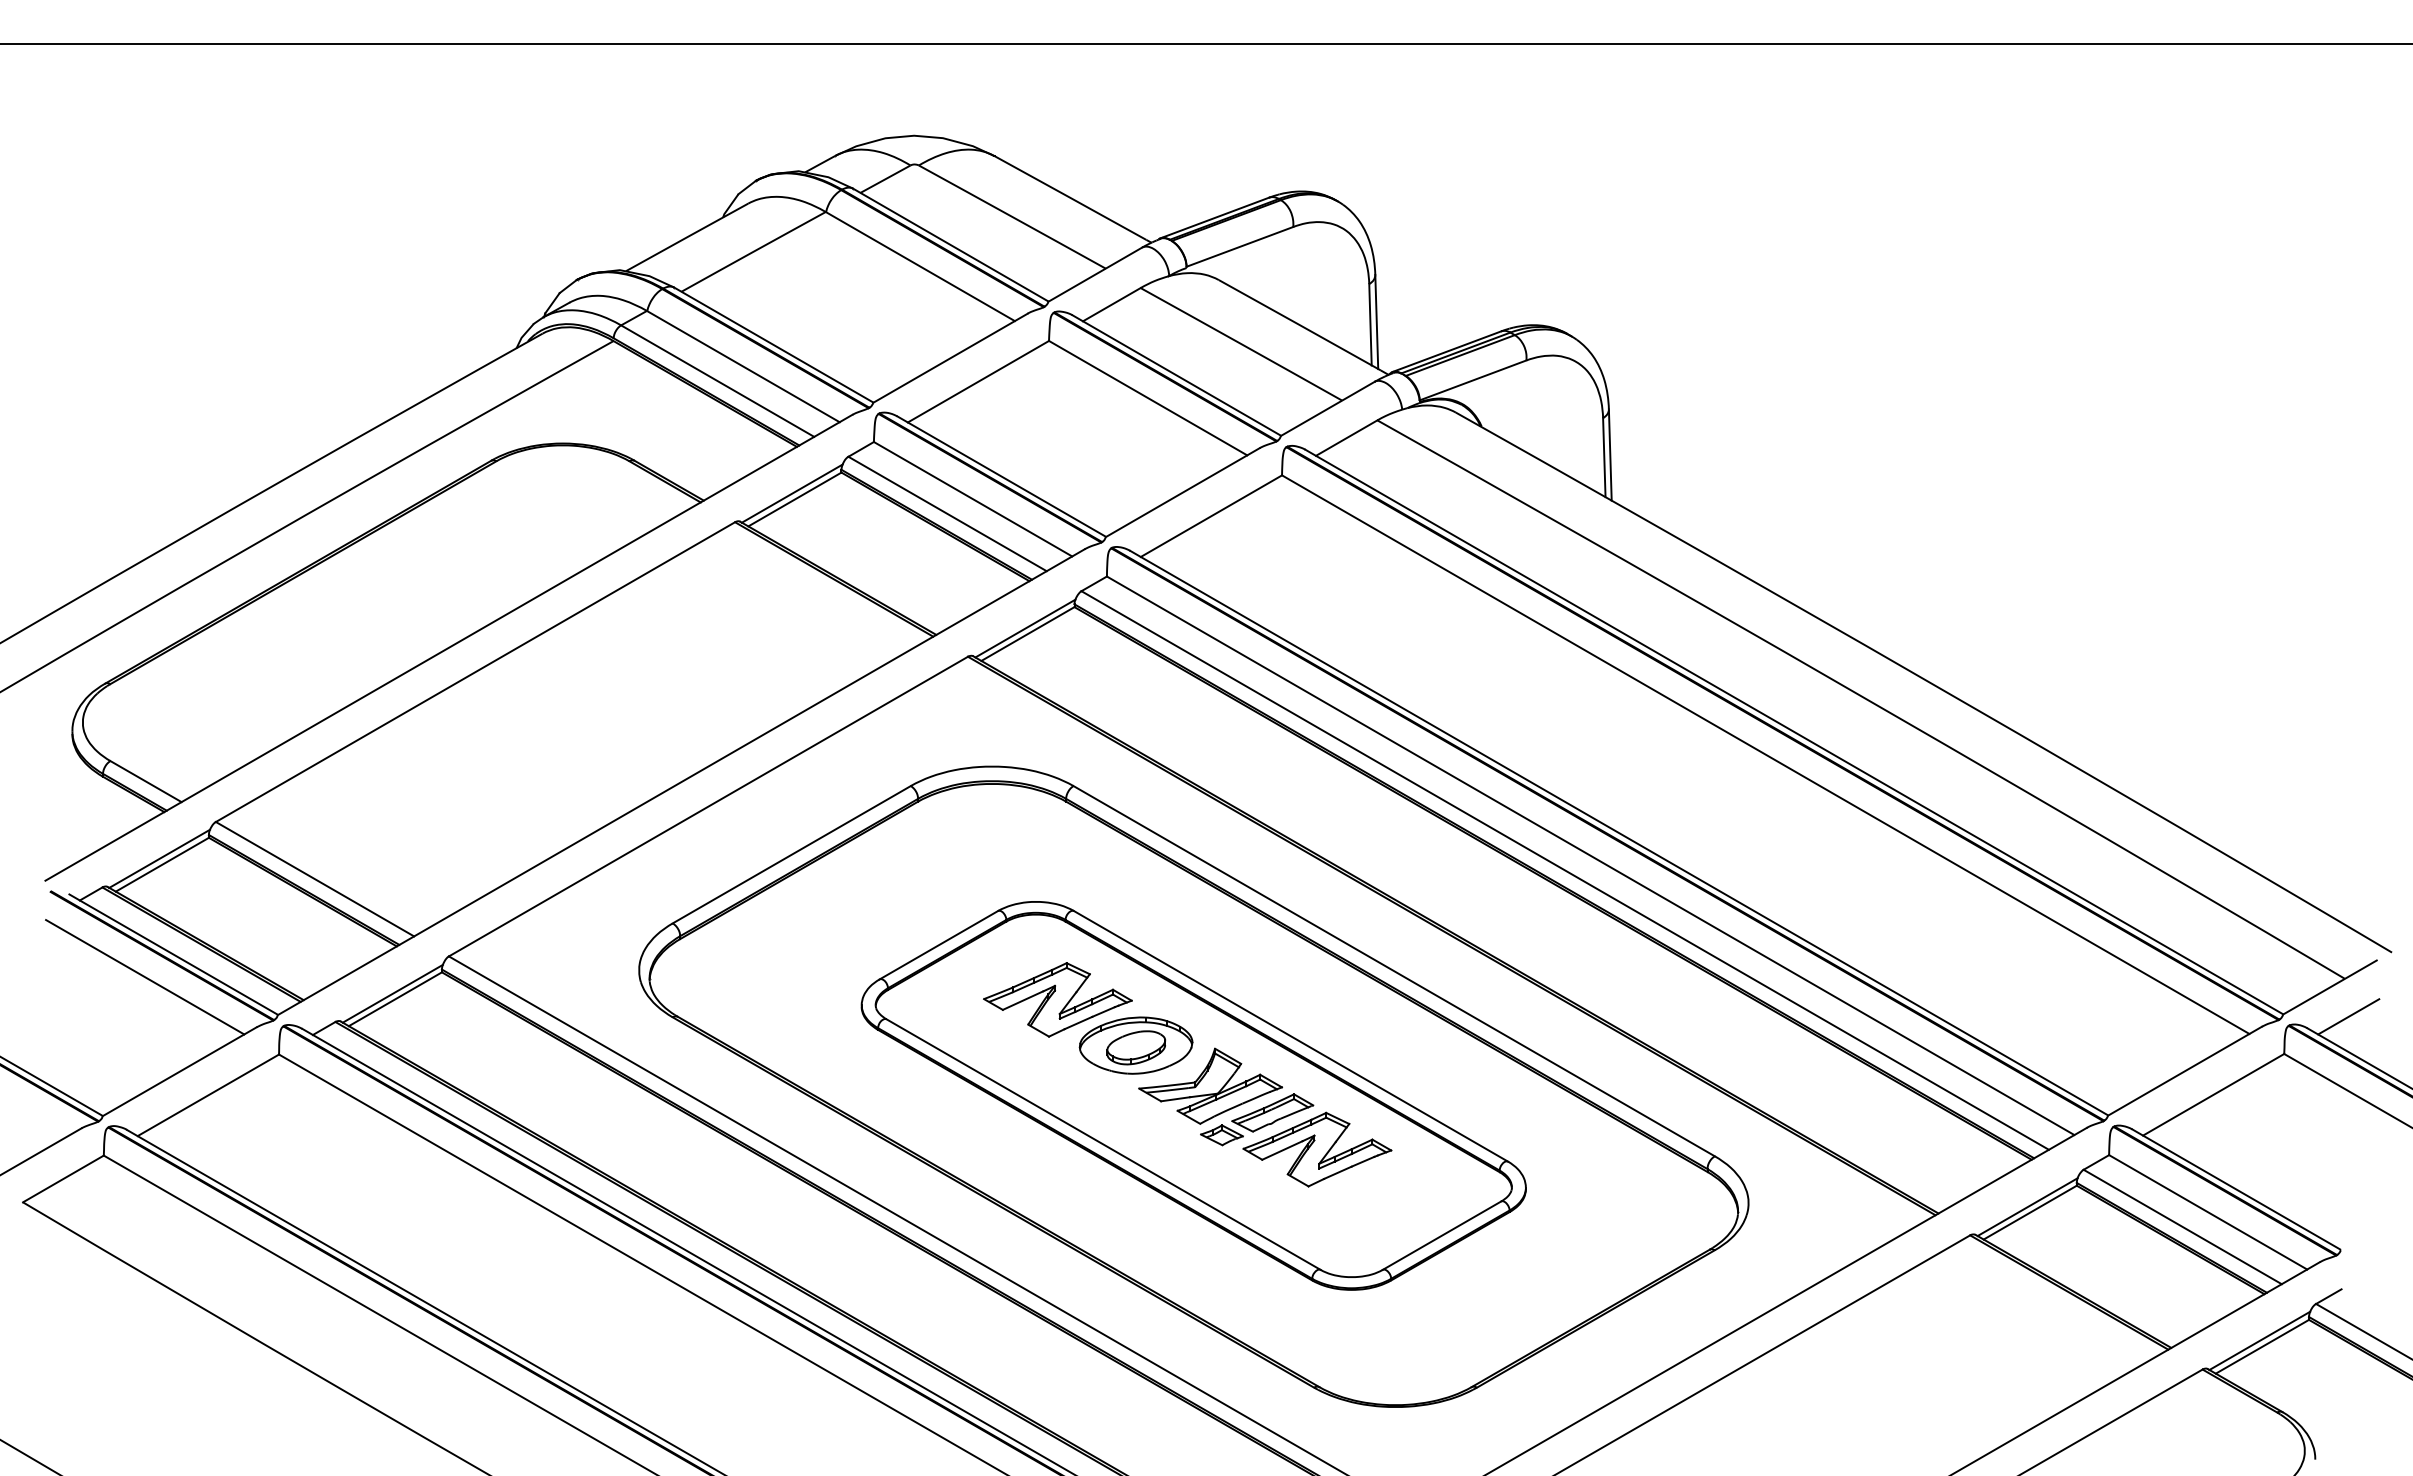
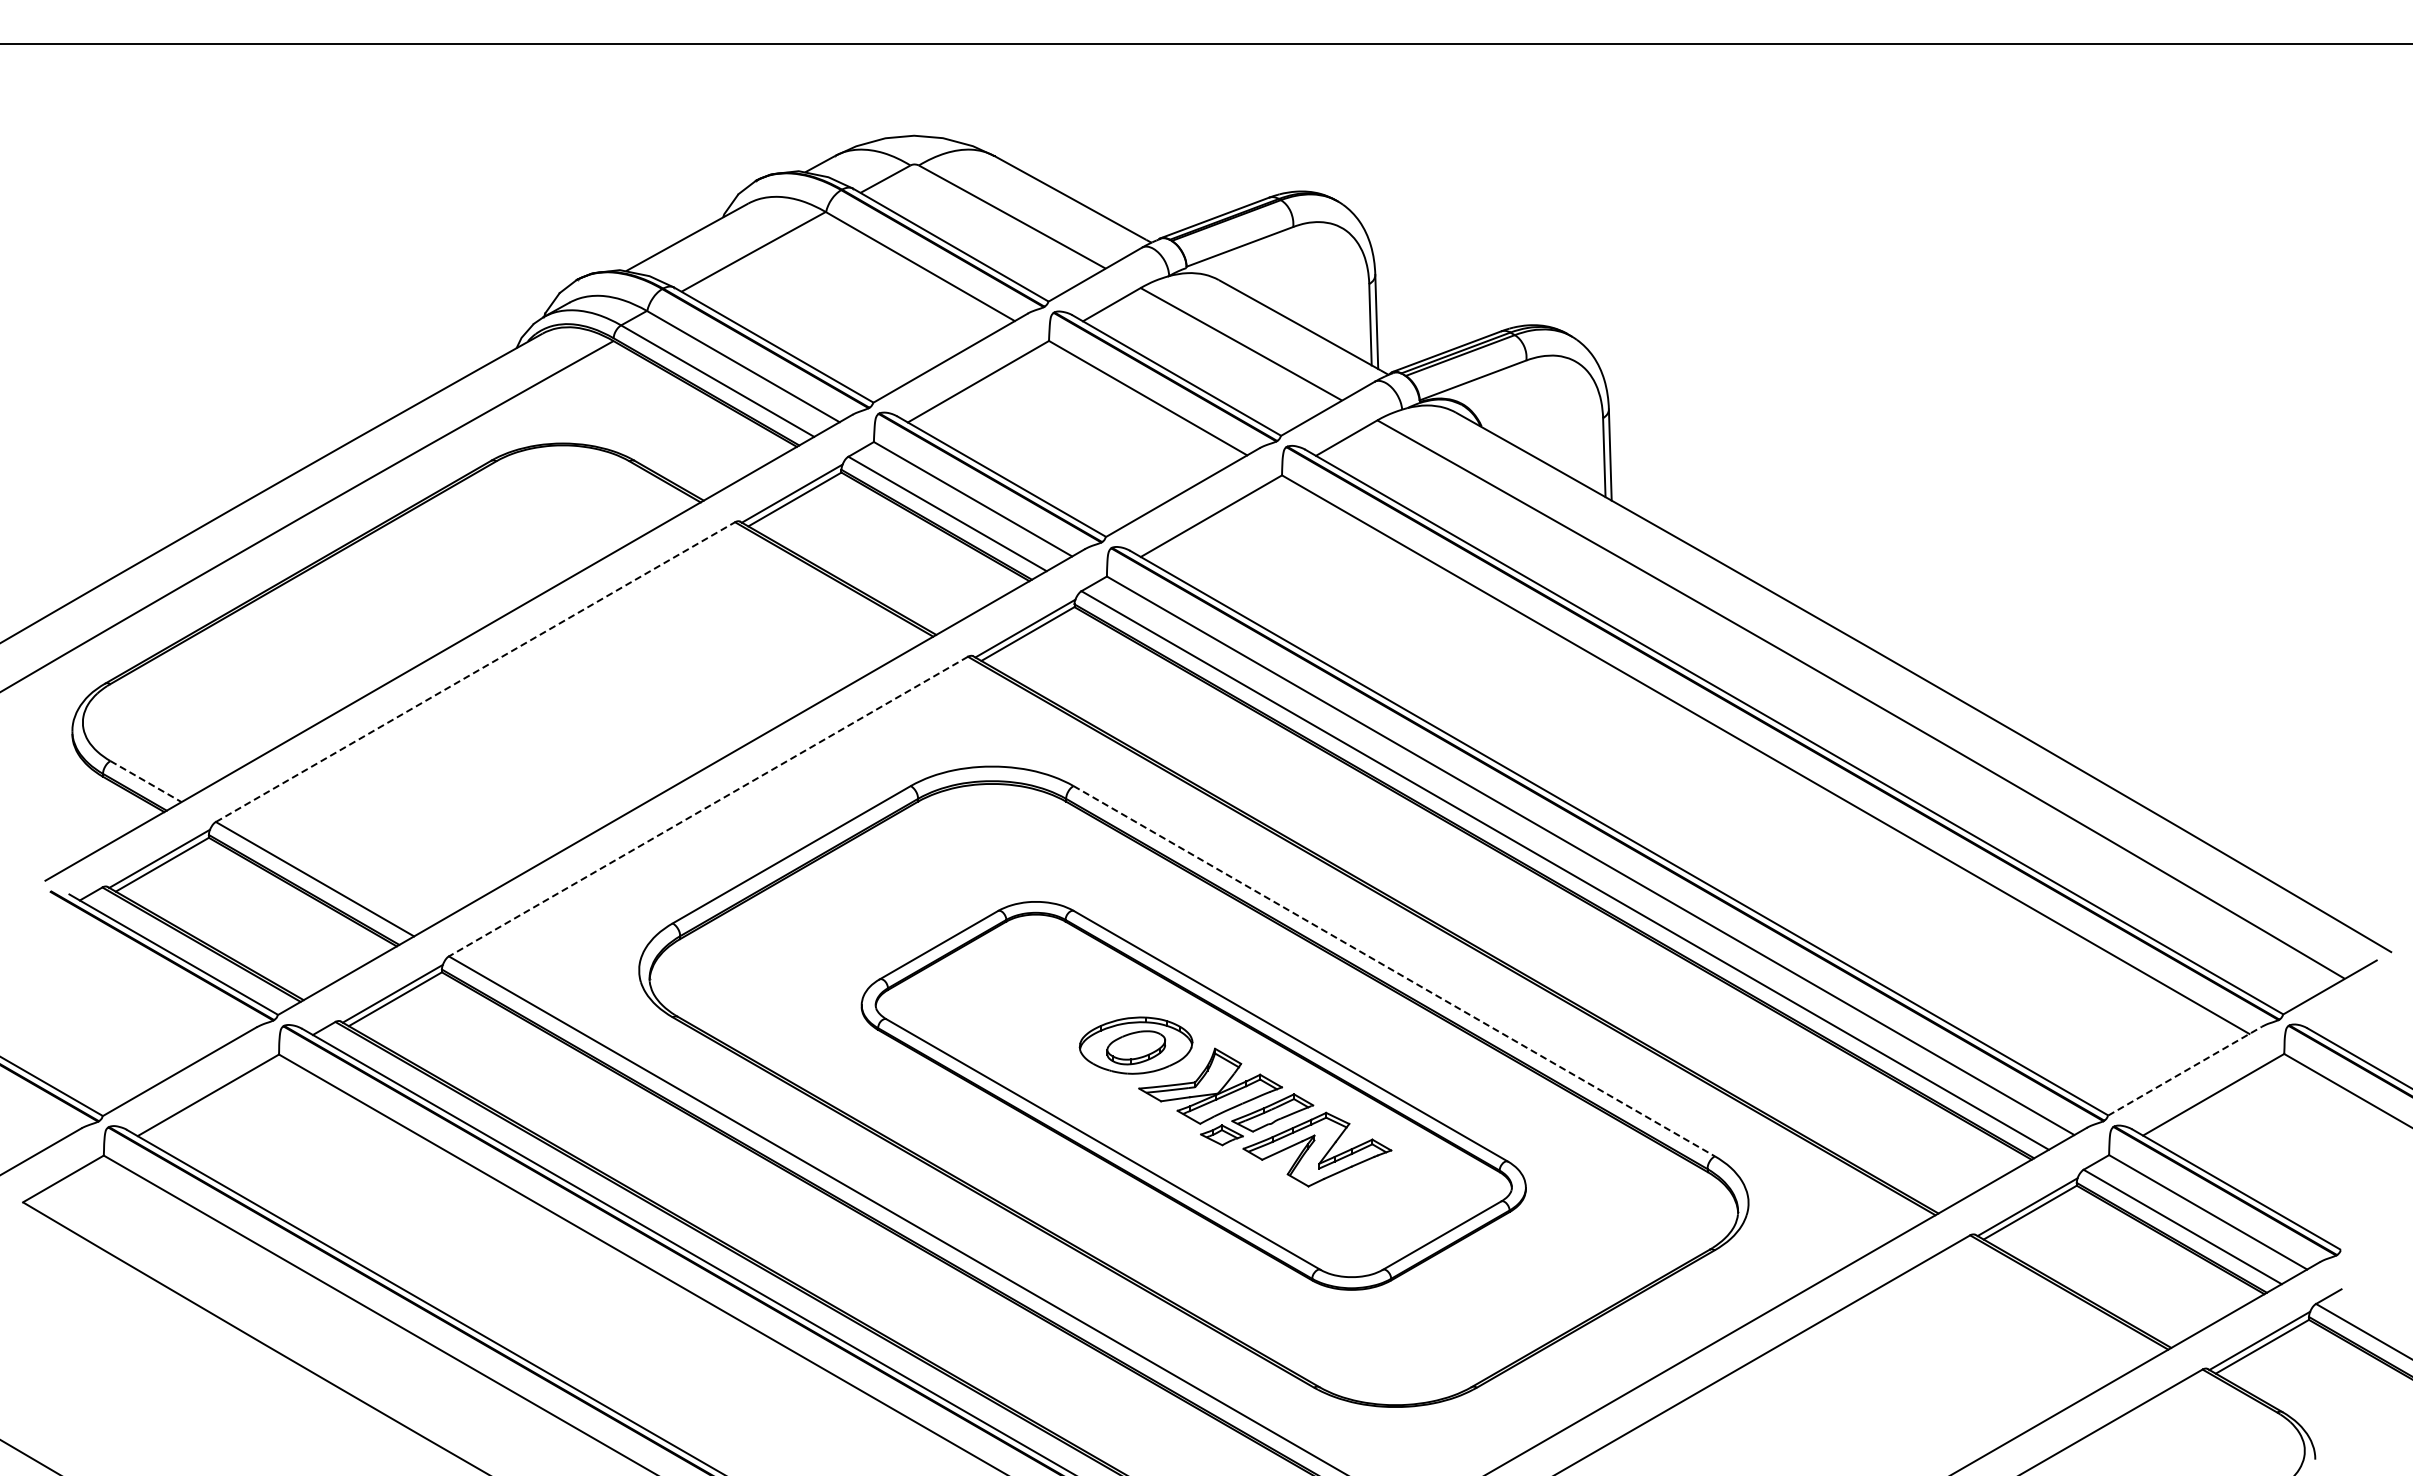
line: solid -> dashed (475, 672)
line: solid -> dashed (146, 781)
line: solid -> dashed (708, 806)
line: solid -> dashed (1394, 971)
line: present -> none (145, 977)
part: present -> none (1057, 999)
line: present -> none (2348, 1016)
line: solid -> dashed (2185, 1071)
